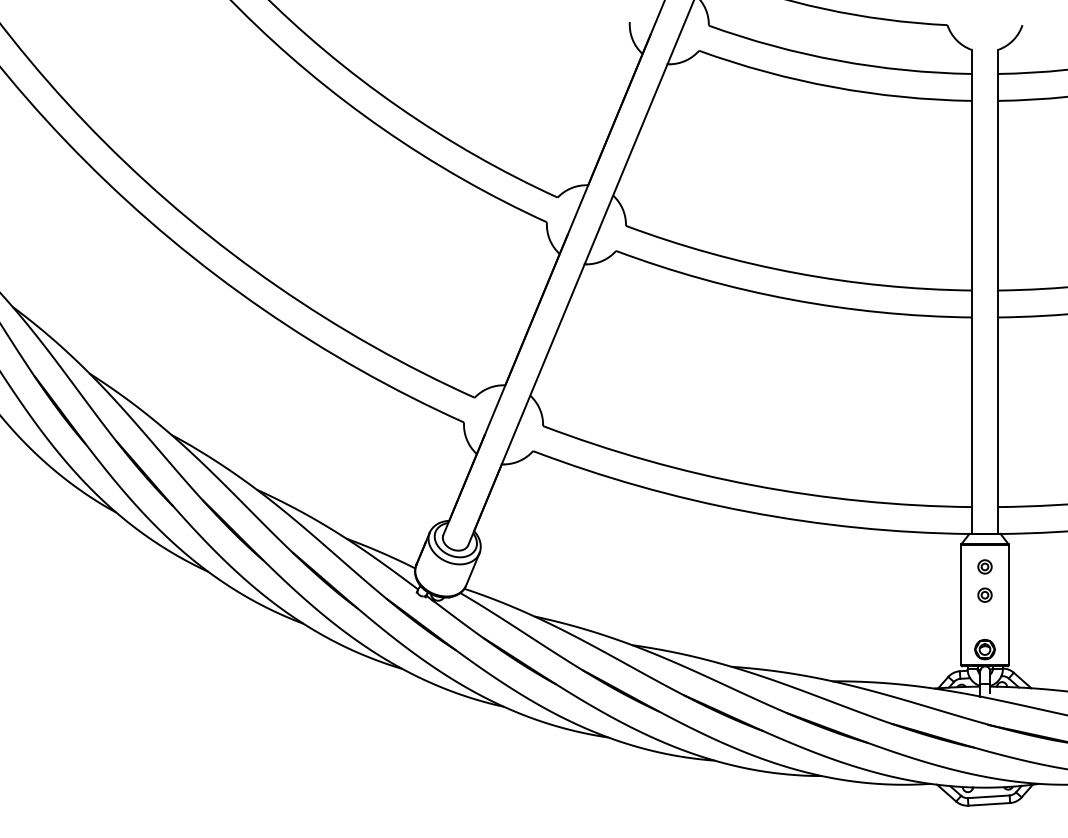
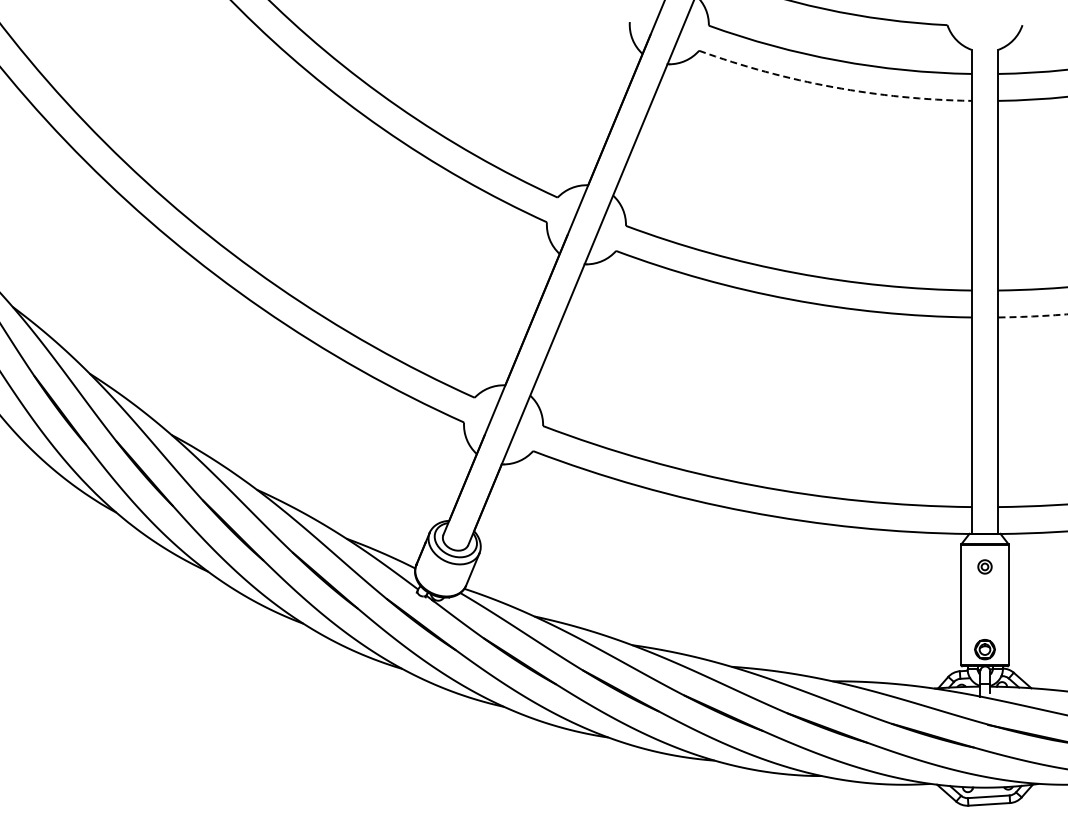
arc: solid -> dashed (833, 87)
arc: solid -> dashed (1034, 316)
part: present -> none (984, 594)
